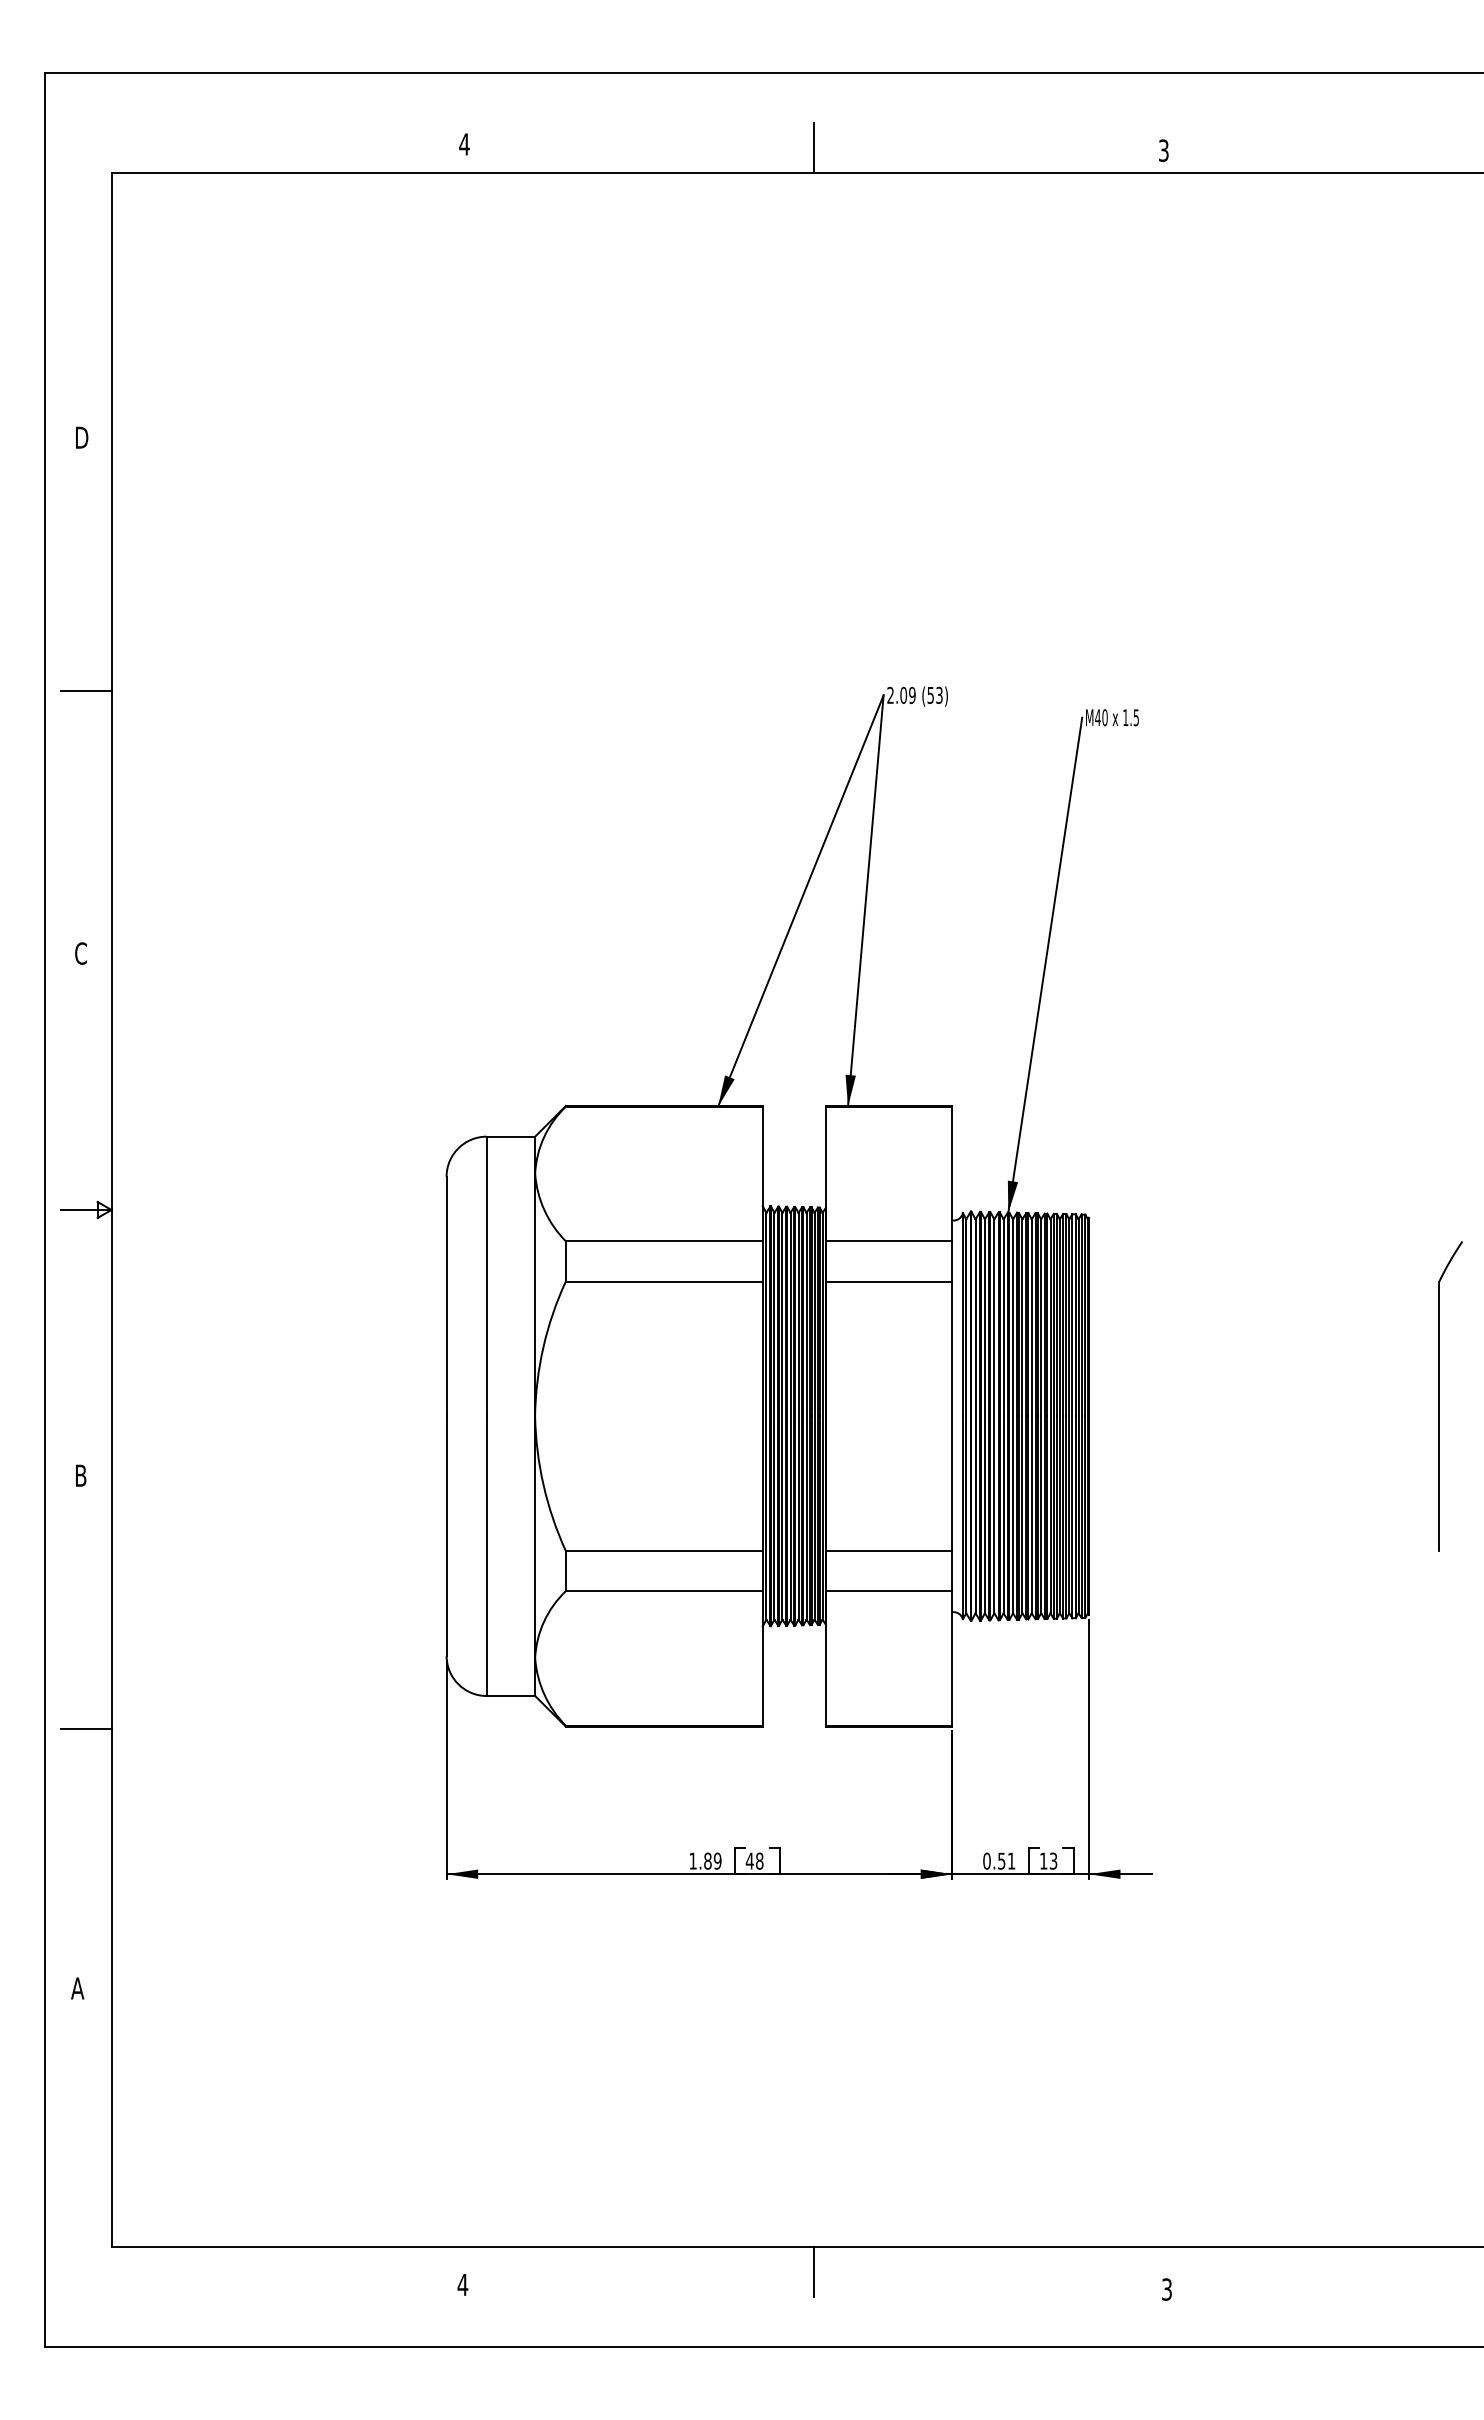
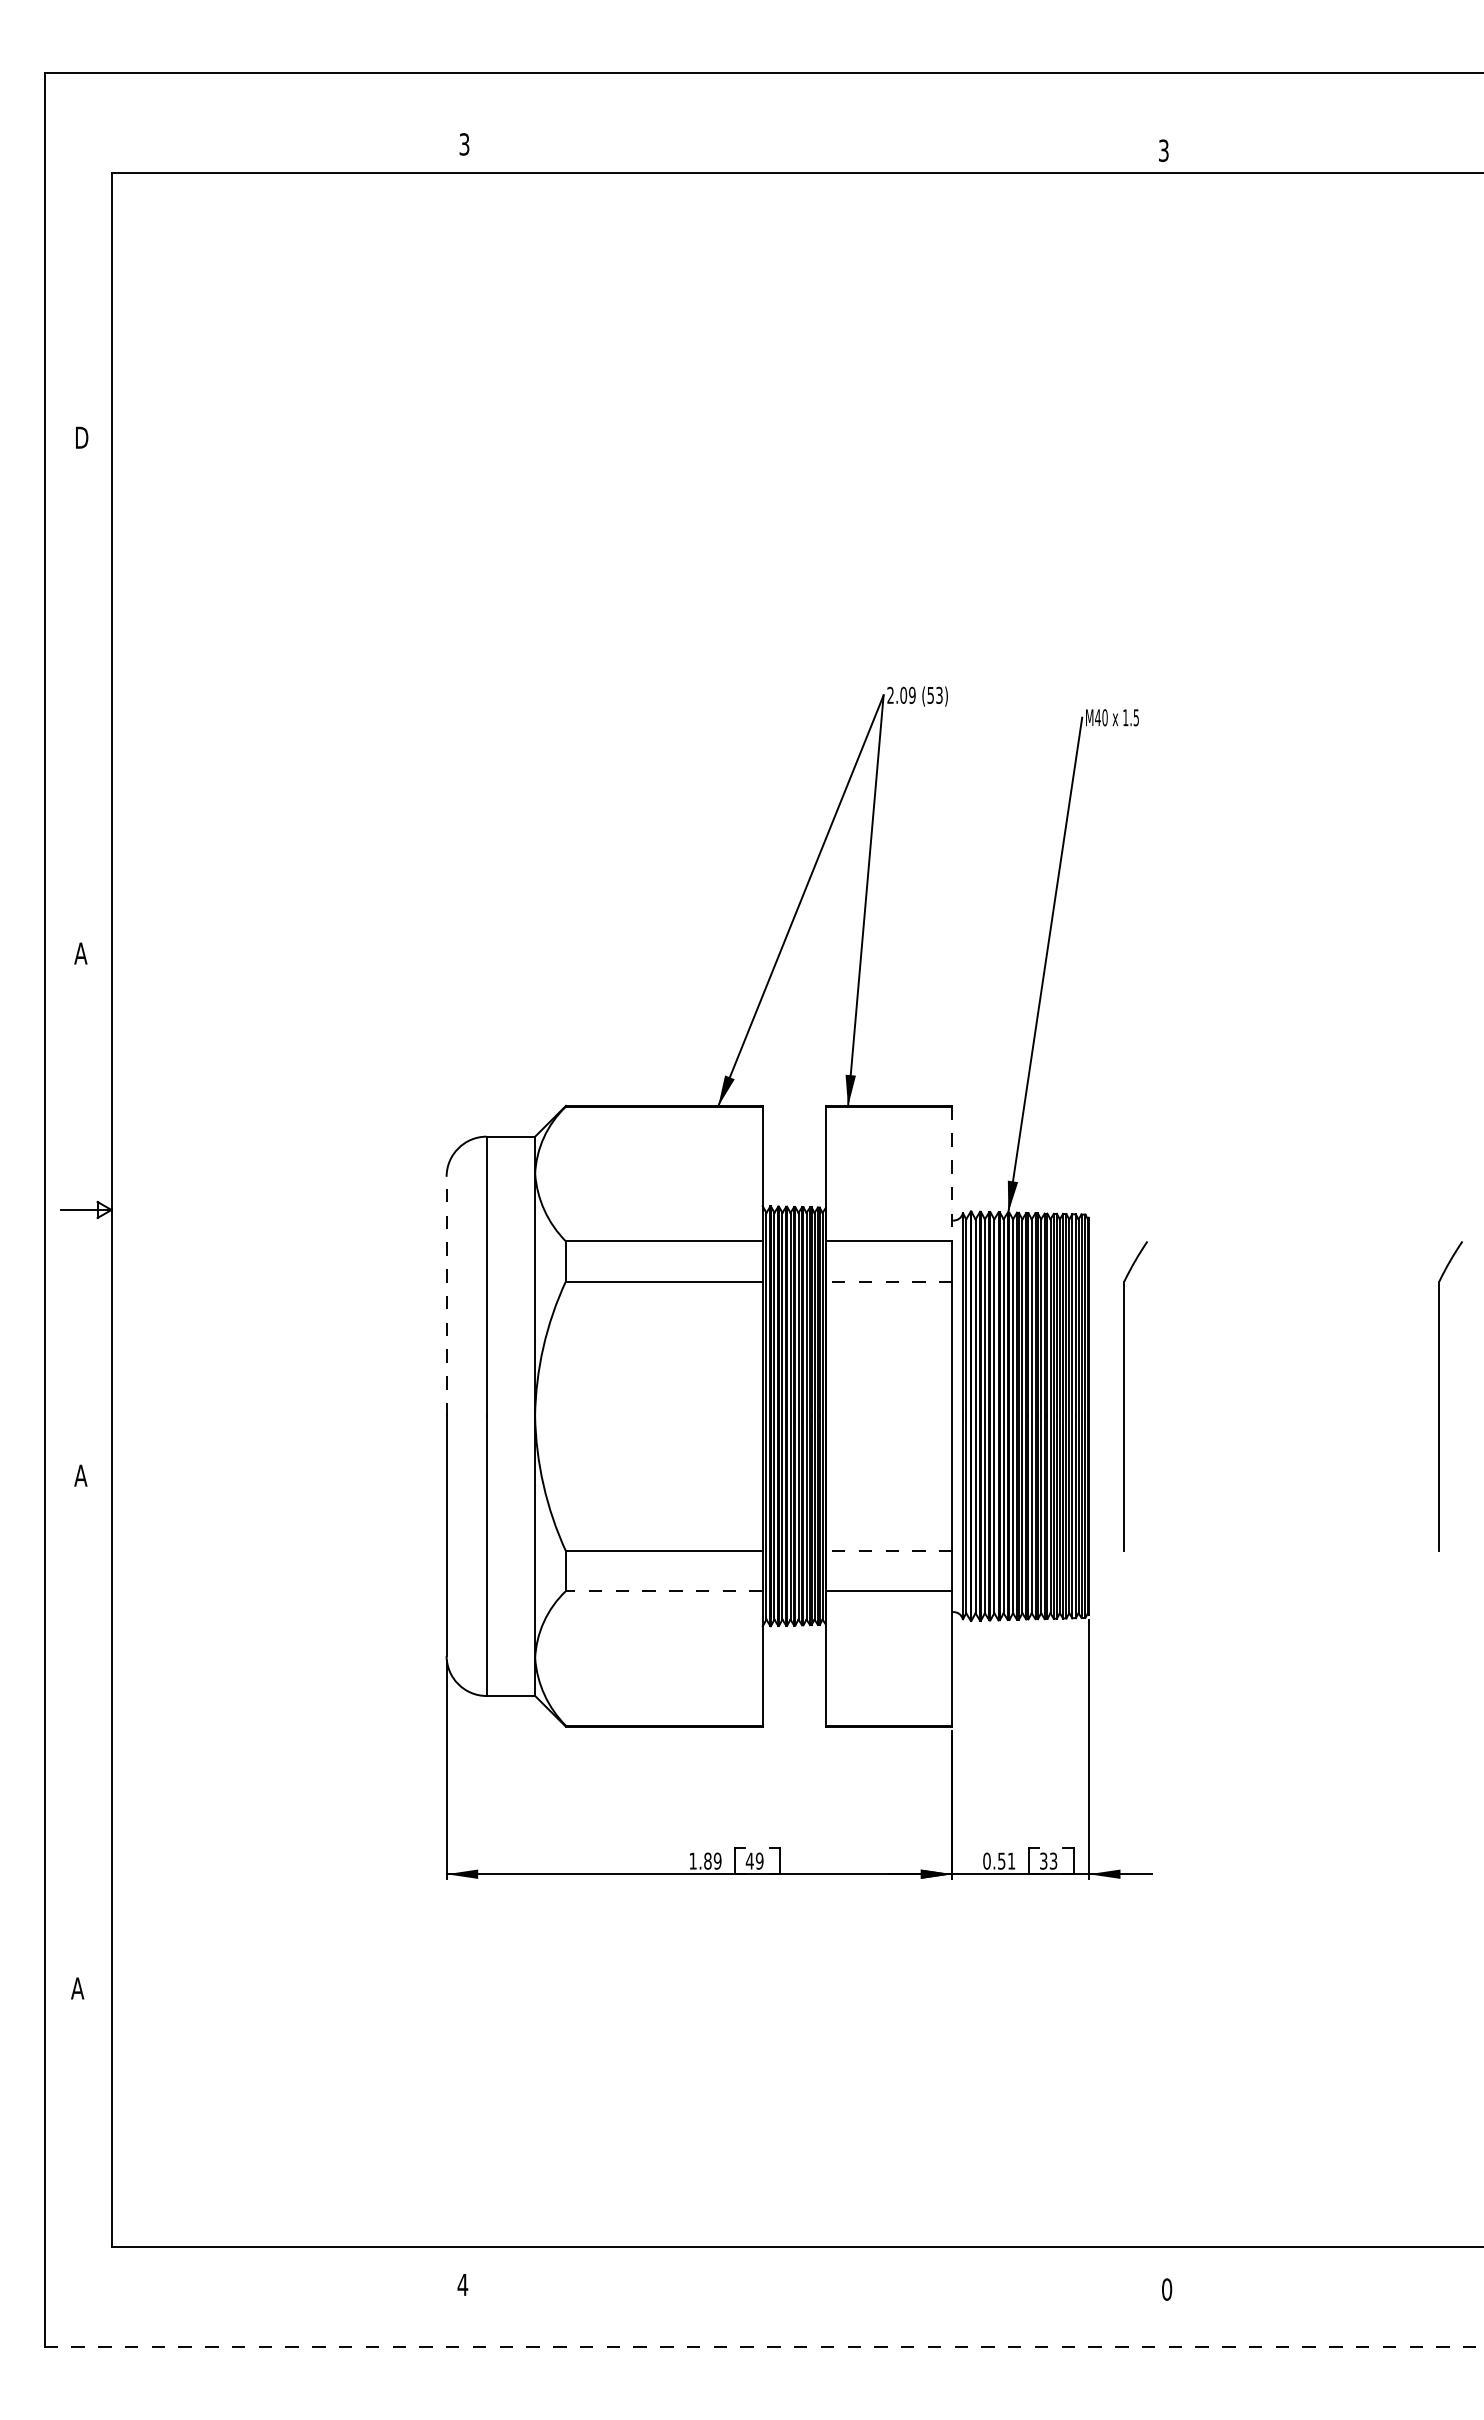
text: 4 -> 3 (464, 144)
line: present -> none (814, 147)
line: present -> none (86, 691)
text: C -> A (80, 953)
line: solid -> dashed (952, 1174)
line: solid -> dashed (888, 1281)
line: solid -> dashed (446, 1296)
part: none -> present (1124, 1396)
text: B -> A (80, 1475)
line: solid -> dashed (888, 1551)
line: solid -> dashed (663, 1591)
line: present -> none (86, 1728)
text: 48 -> 49 (759, 1860)
text: 13 -> 33 (1043, 1860)
line: present -> none (814, 2272)
text: 3 -> 0 (1167, 2289)
line: solid -> dashed (764, 2347)
